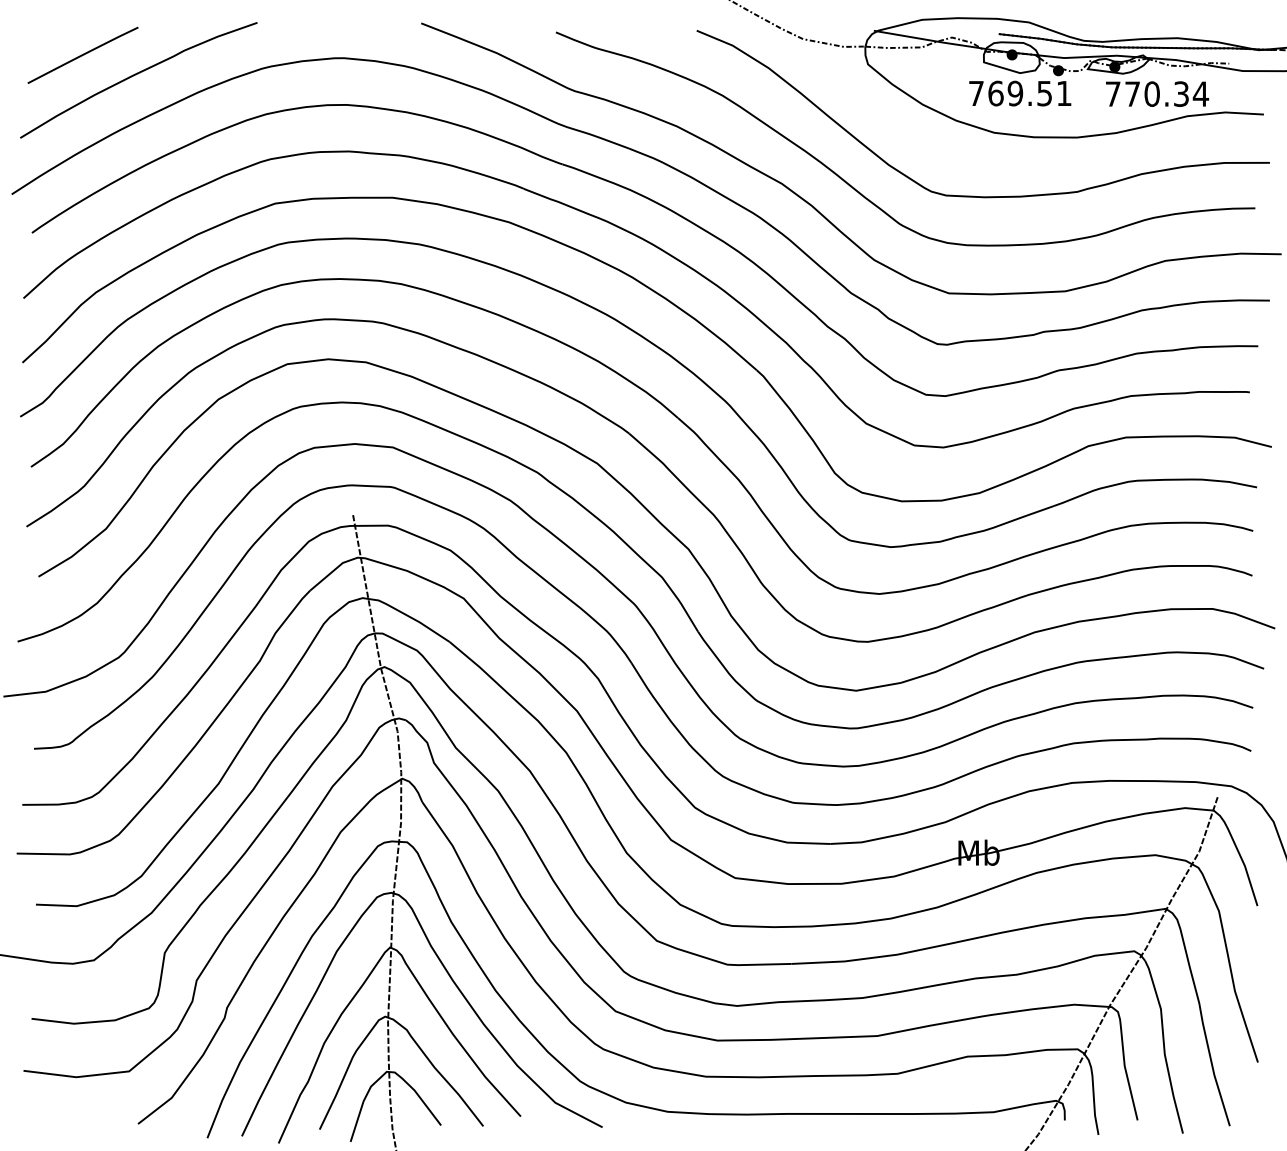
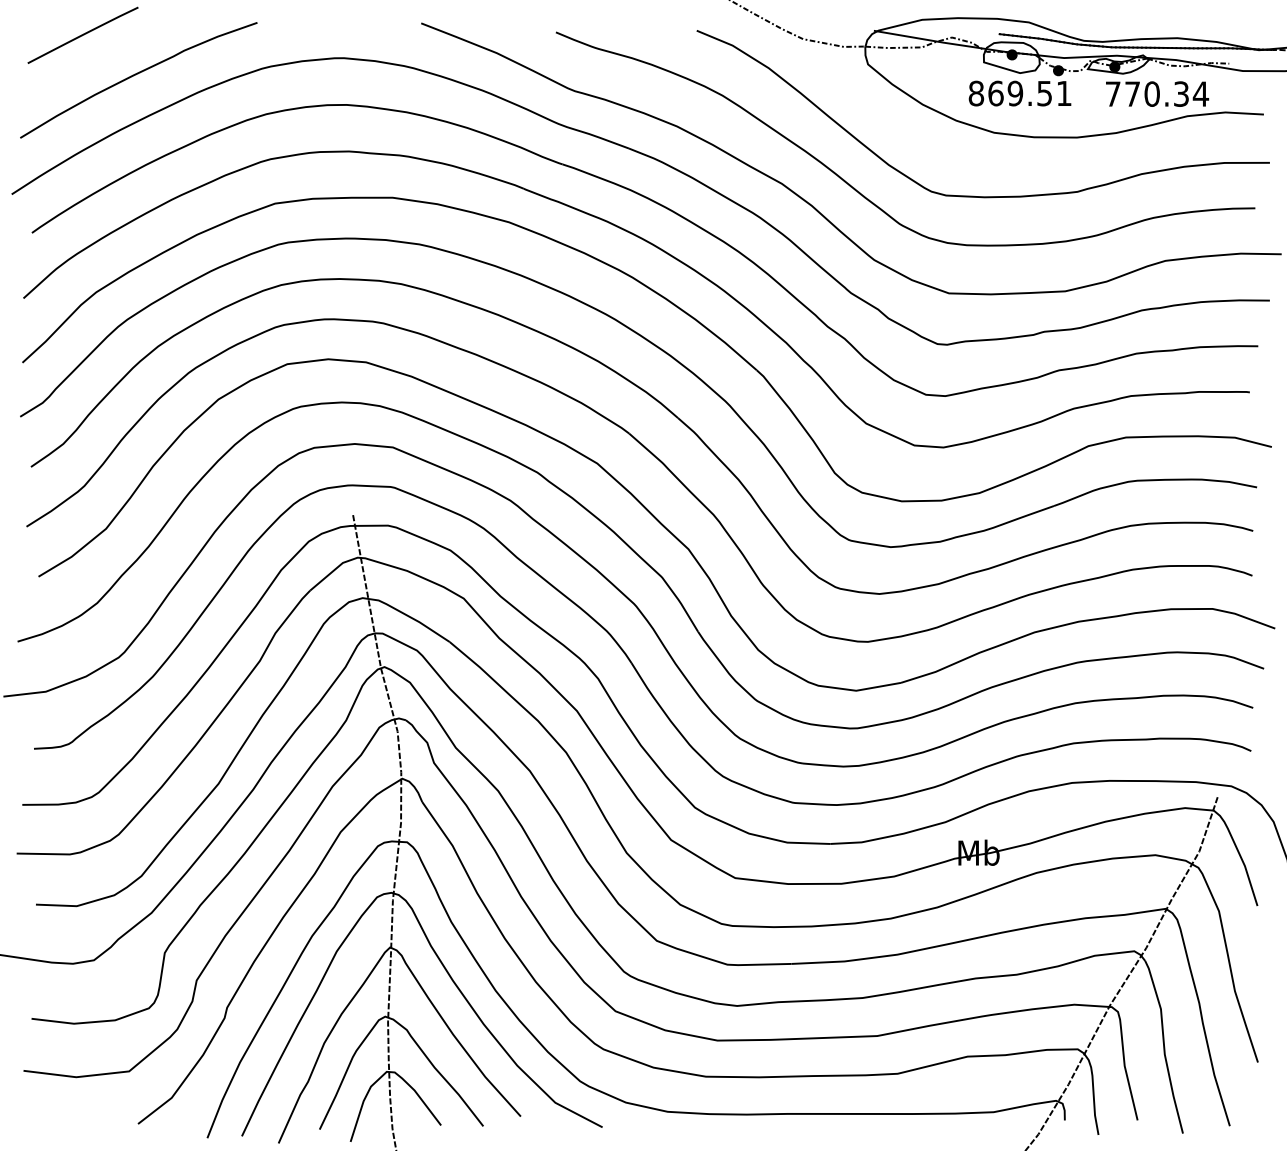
line position: (82, 54) -> (82, 34) (82, 34)
text: 769.51 -> 869.51 (976, 93)
